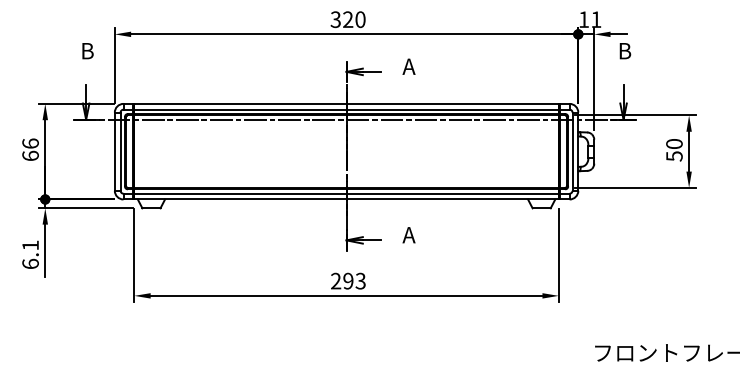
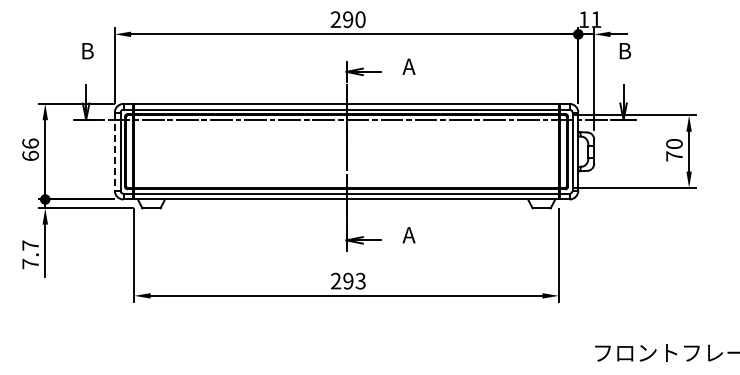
text: 320 -> 290 (341, 20)
line: solid -> dashed (114, 152)
text: 50 -> 70 (674, 156)
text: 6.1 -> 7.7 (30, 254)
